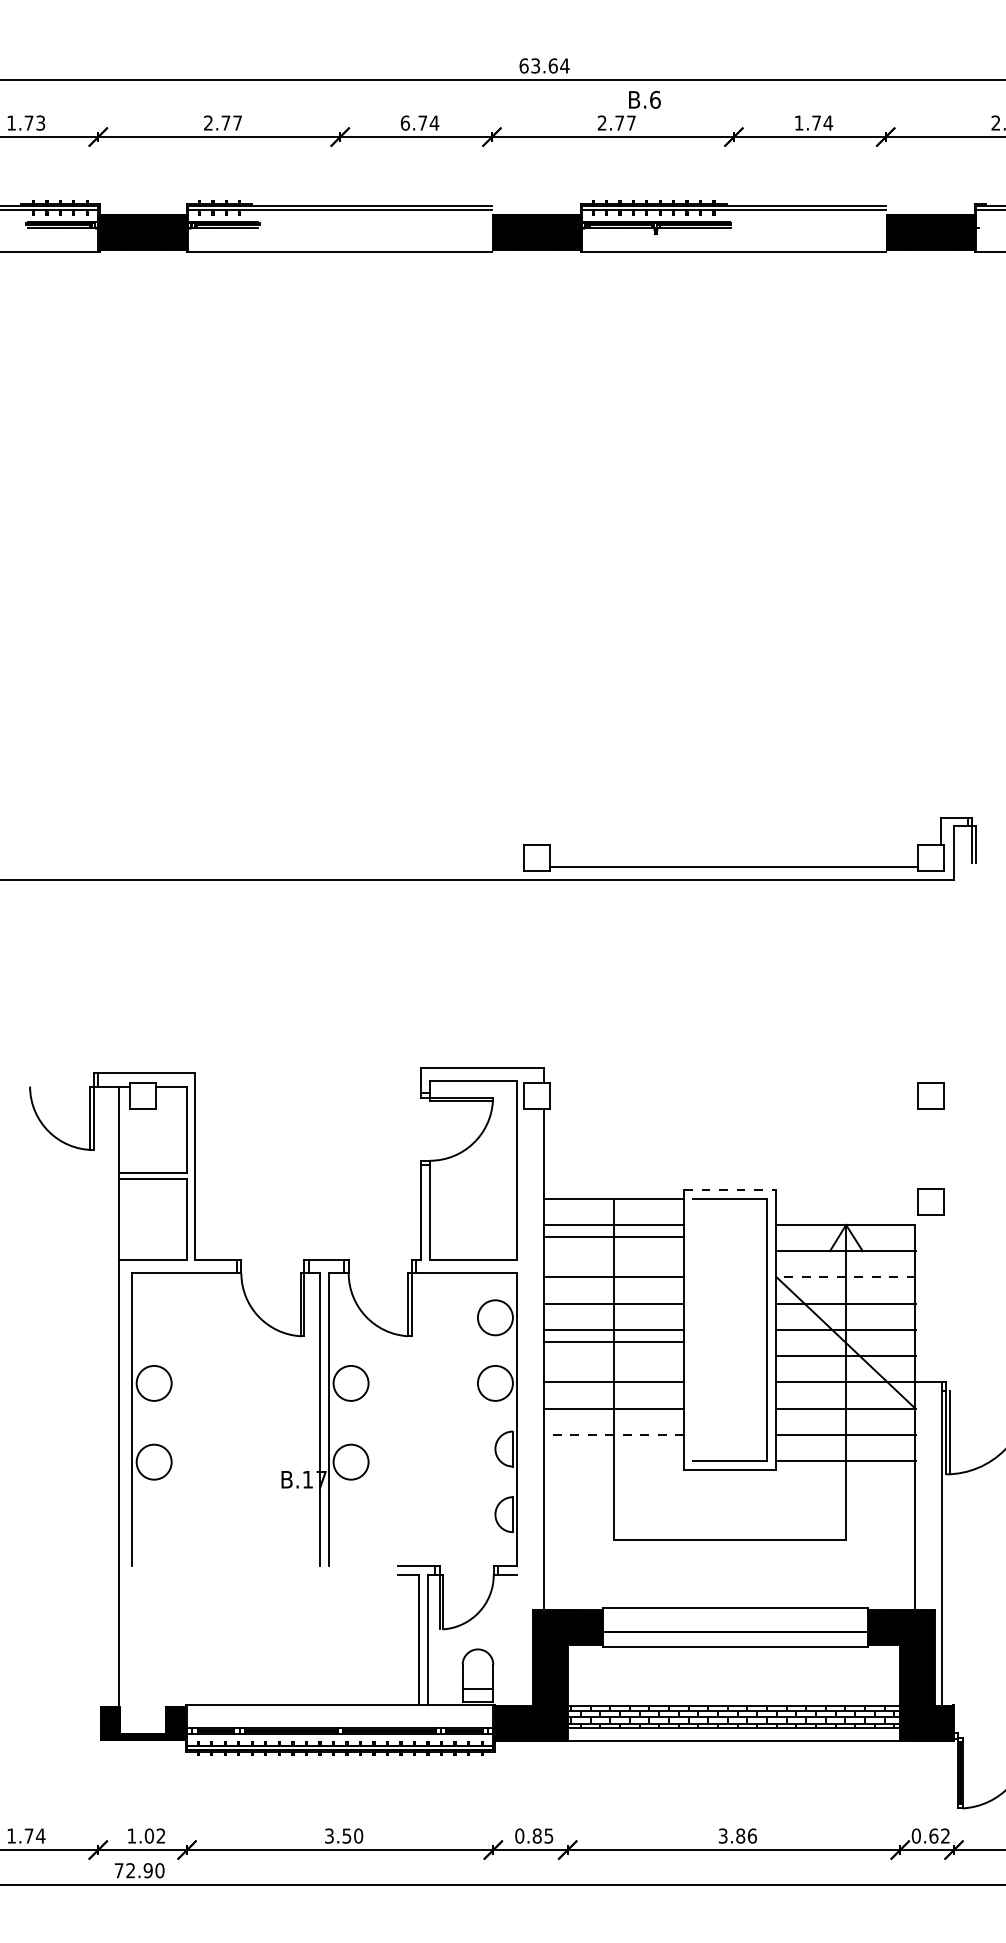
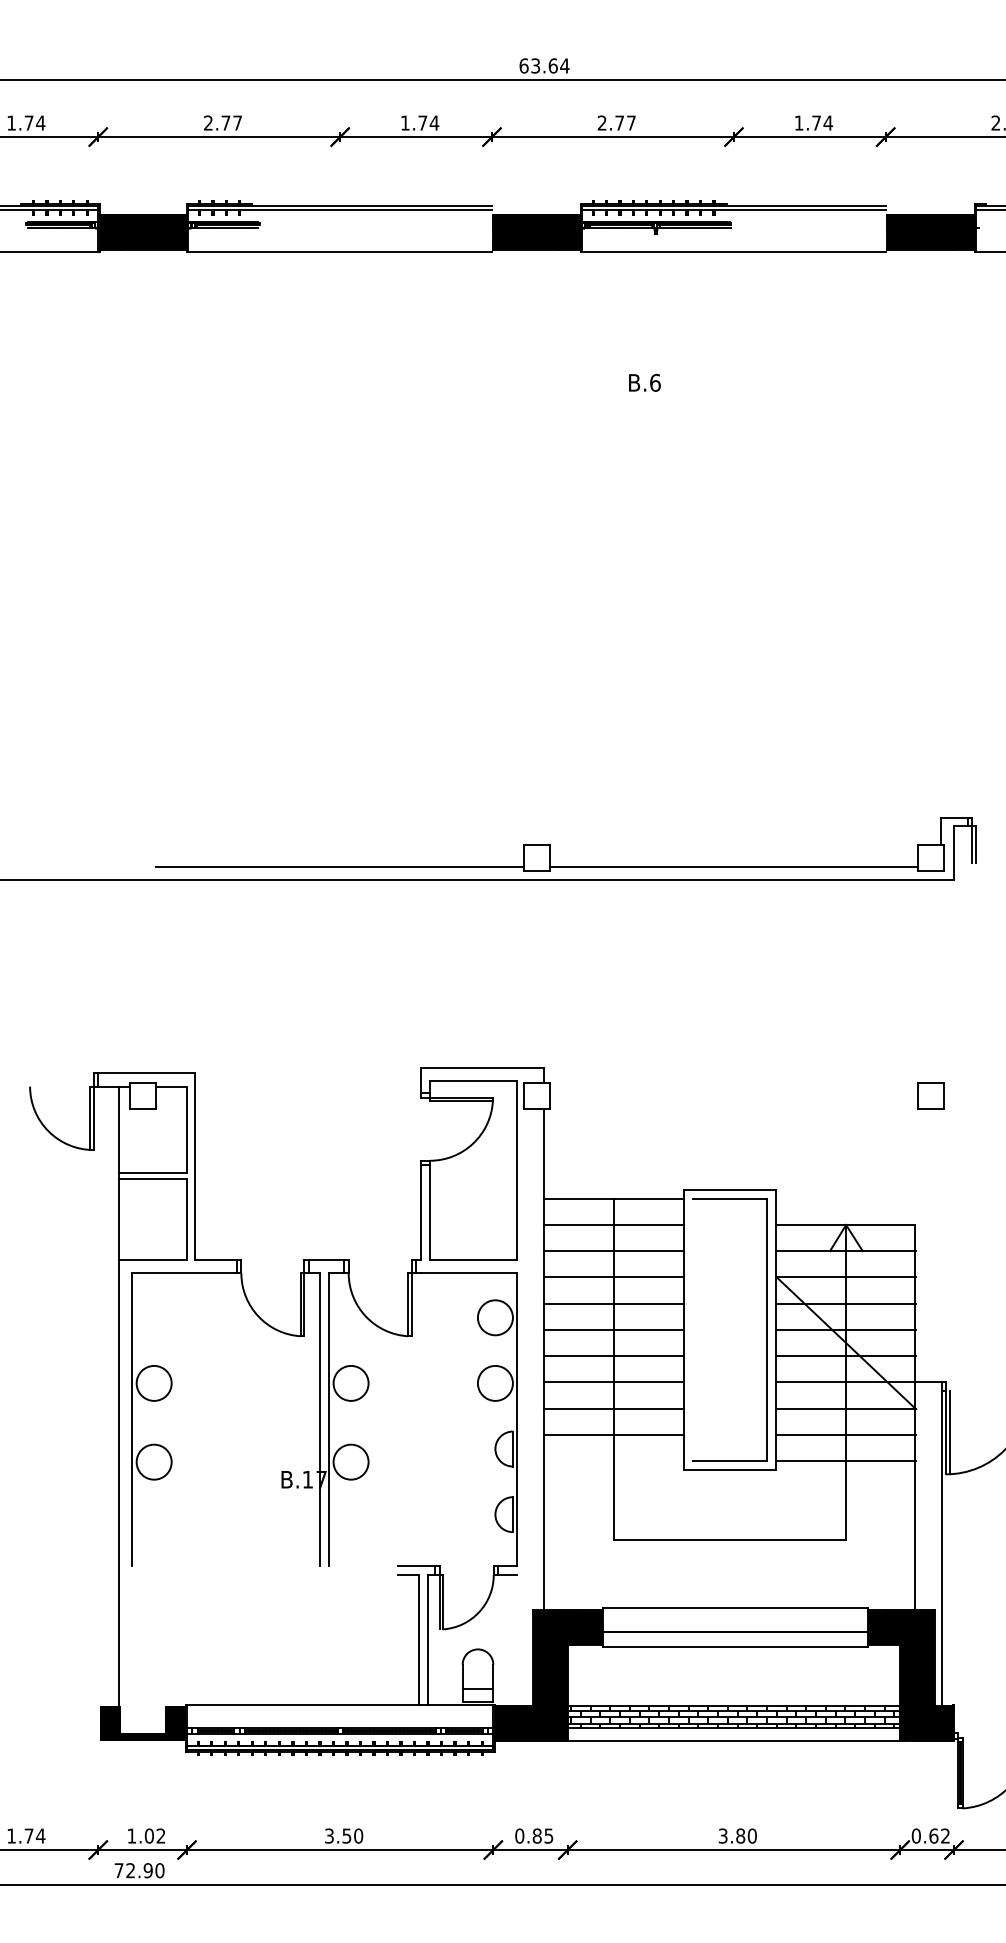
text position: (644, 99) -> (644, 382) (644, 382)
text: 1.73 -> 1.74 (40, 122)
text: 6.74 -> 1.74 (404, 122)
line: none -> present (339, 866)
line: dashed -> solid (730, 1189)
part: present -> none (930, 1201)
line position: (614, 1237) -> (614, 1251) (614, 1251)
line: dashed -> solid (846, 1277)
line position: (614, 1342) -> (614, 1356) (614, 1356)
line: dashed -> solid (613, 1434)
text: 3.86 -> 3.80 (752, 1835)
